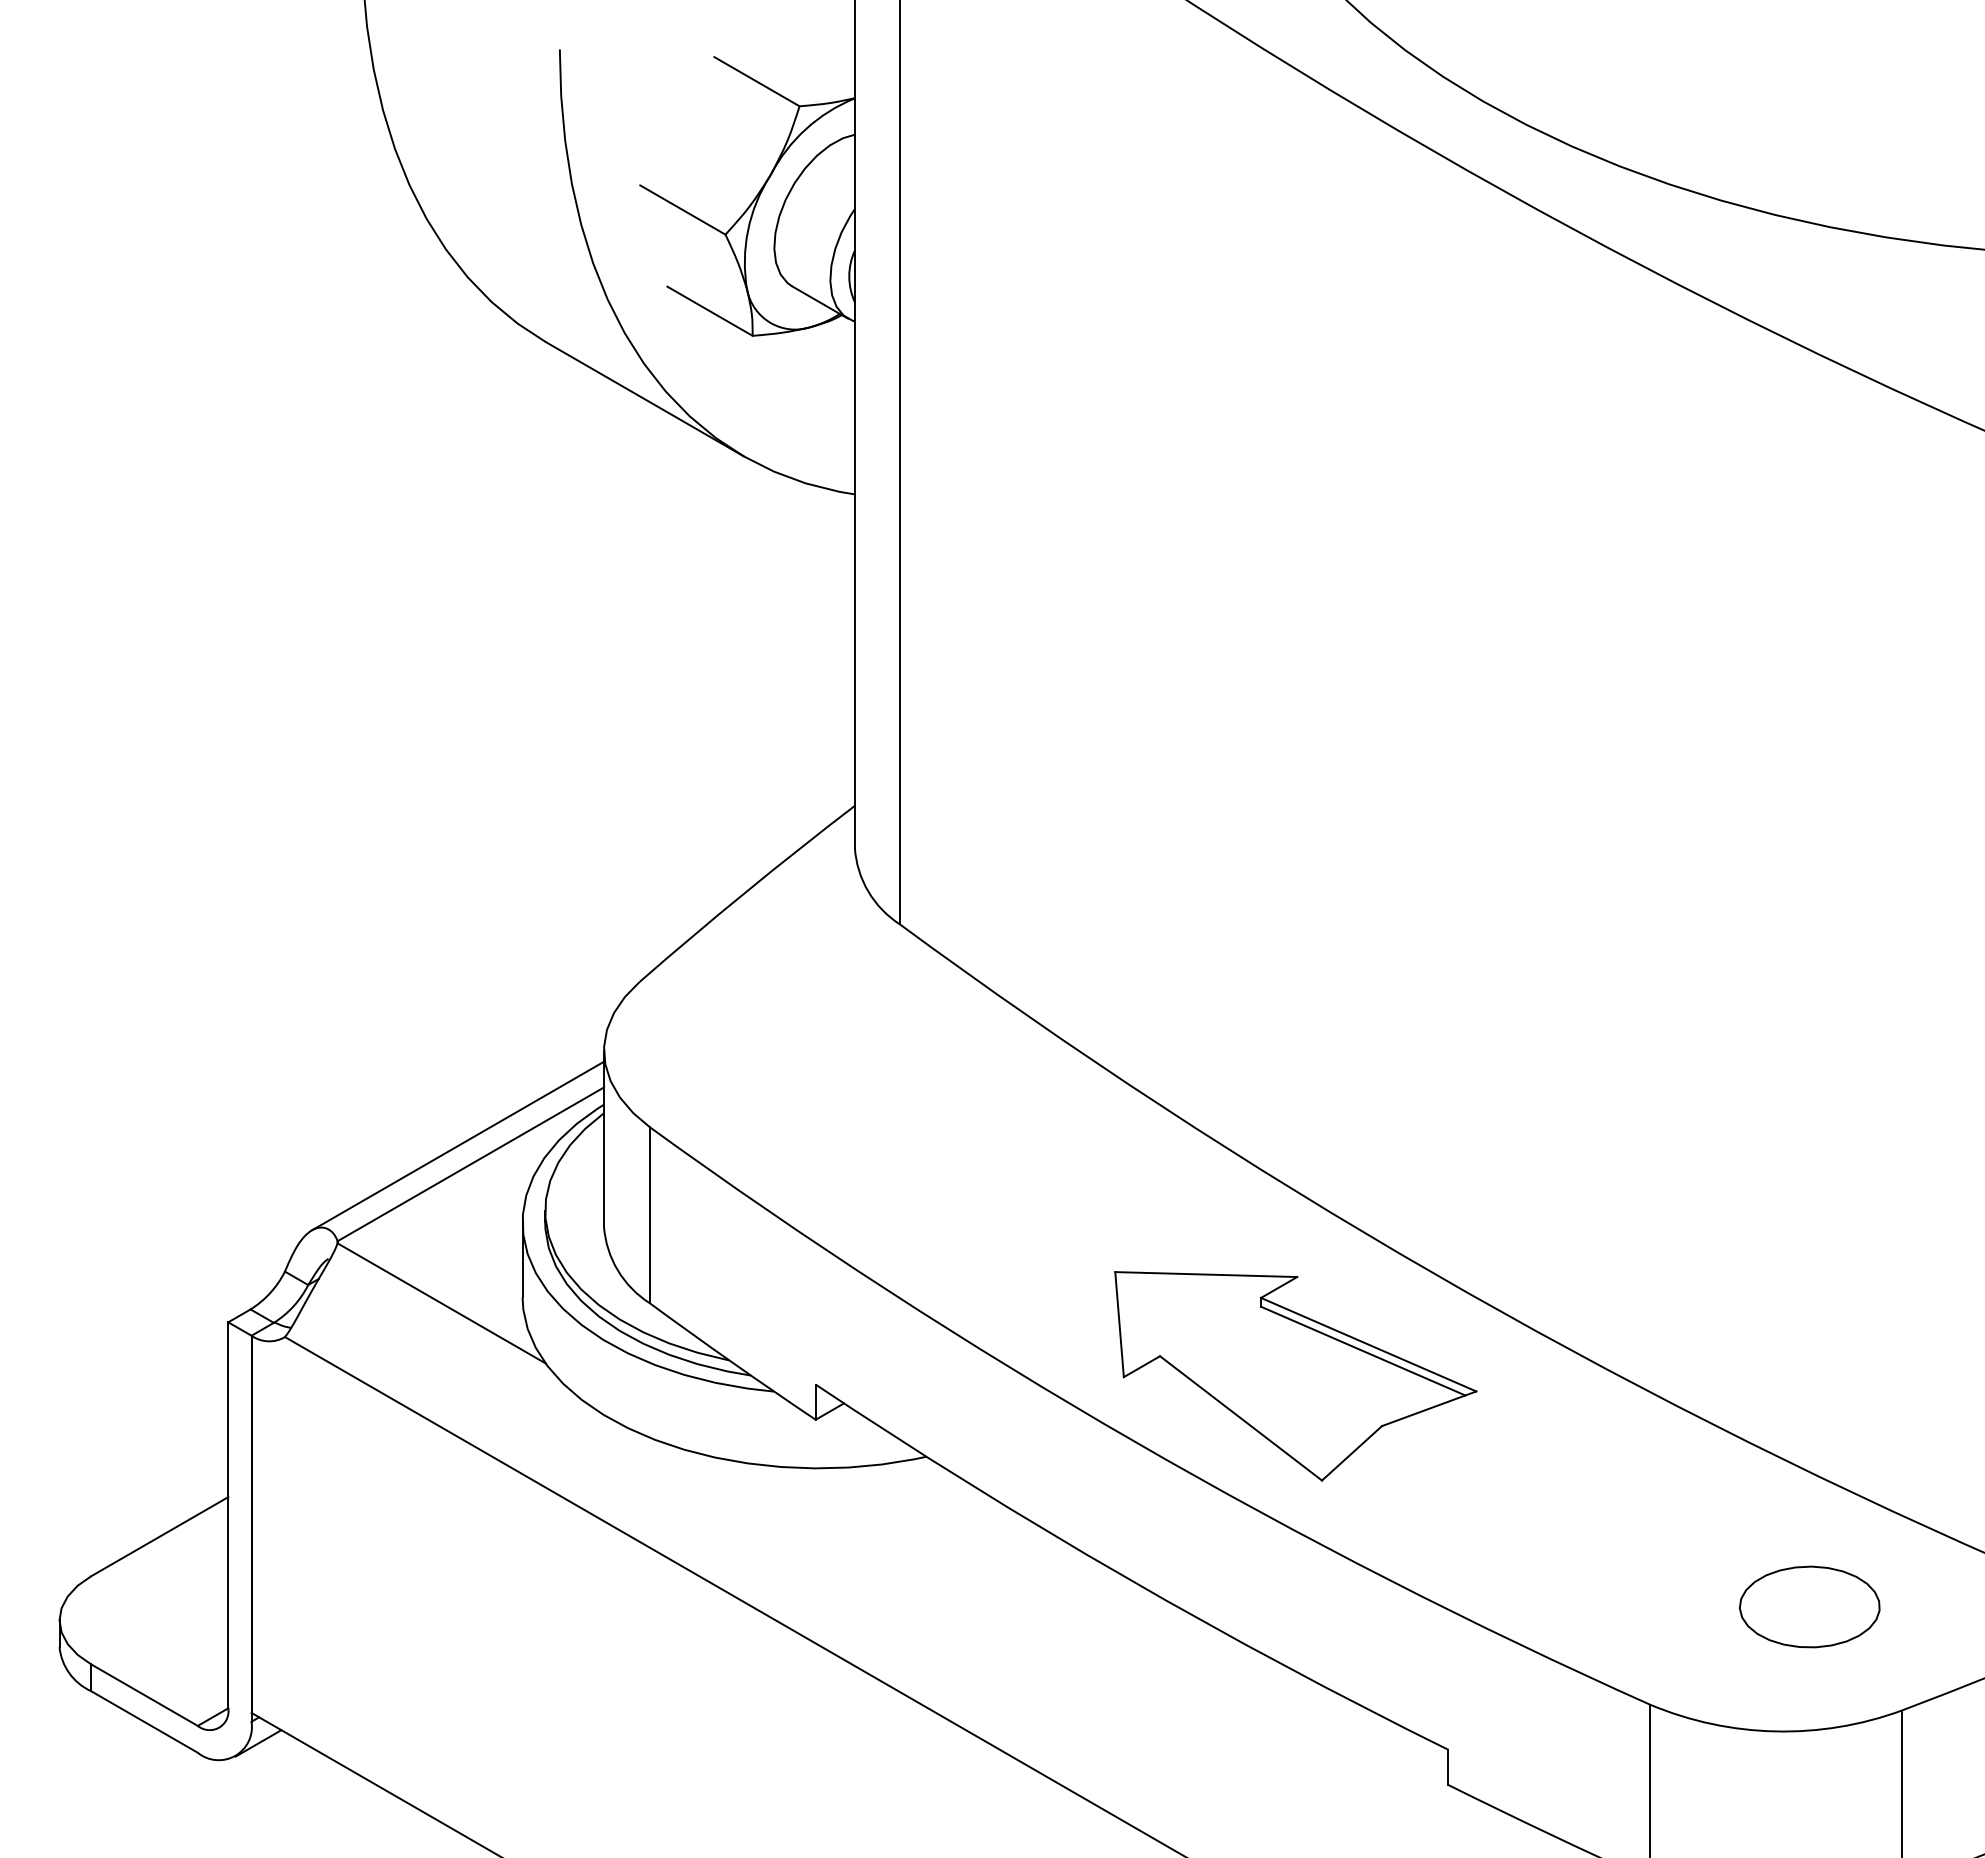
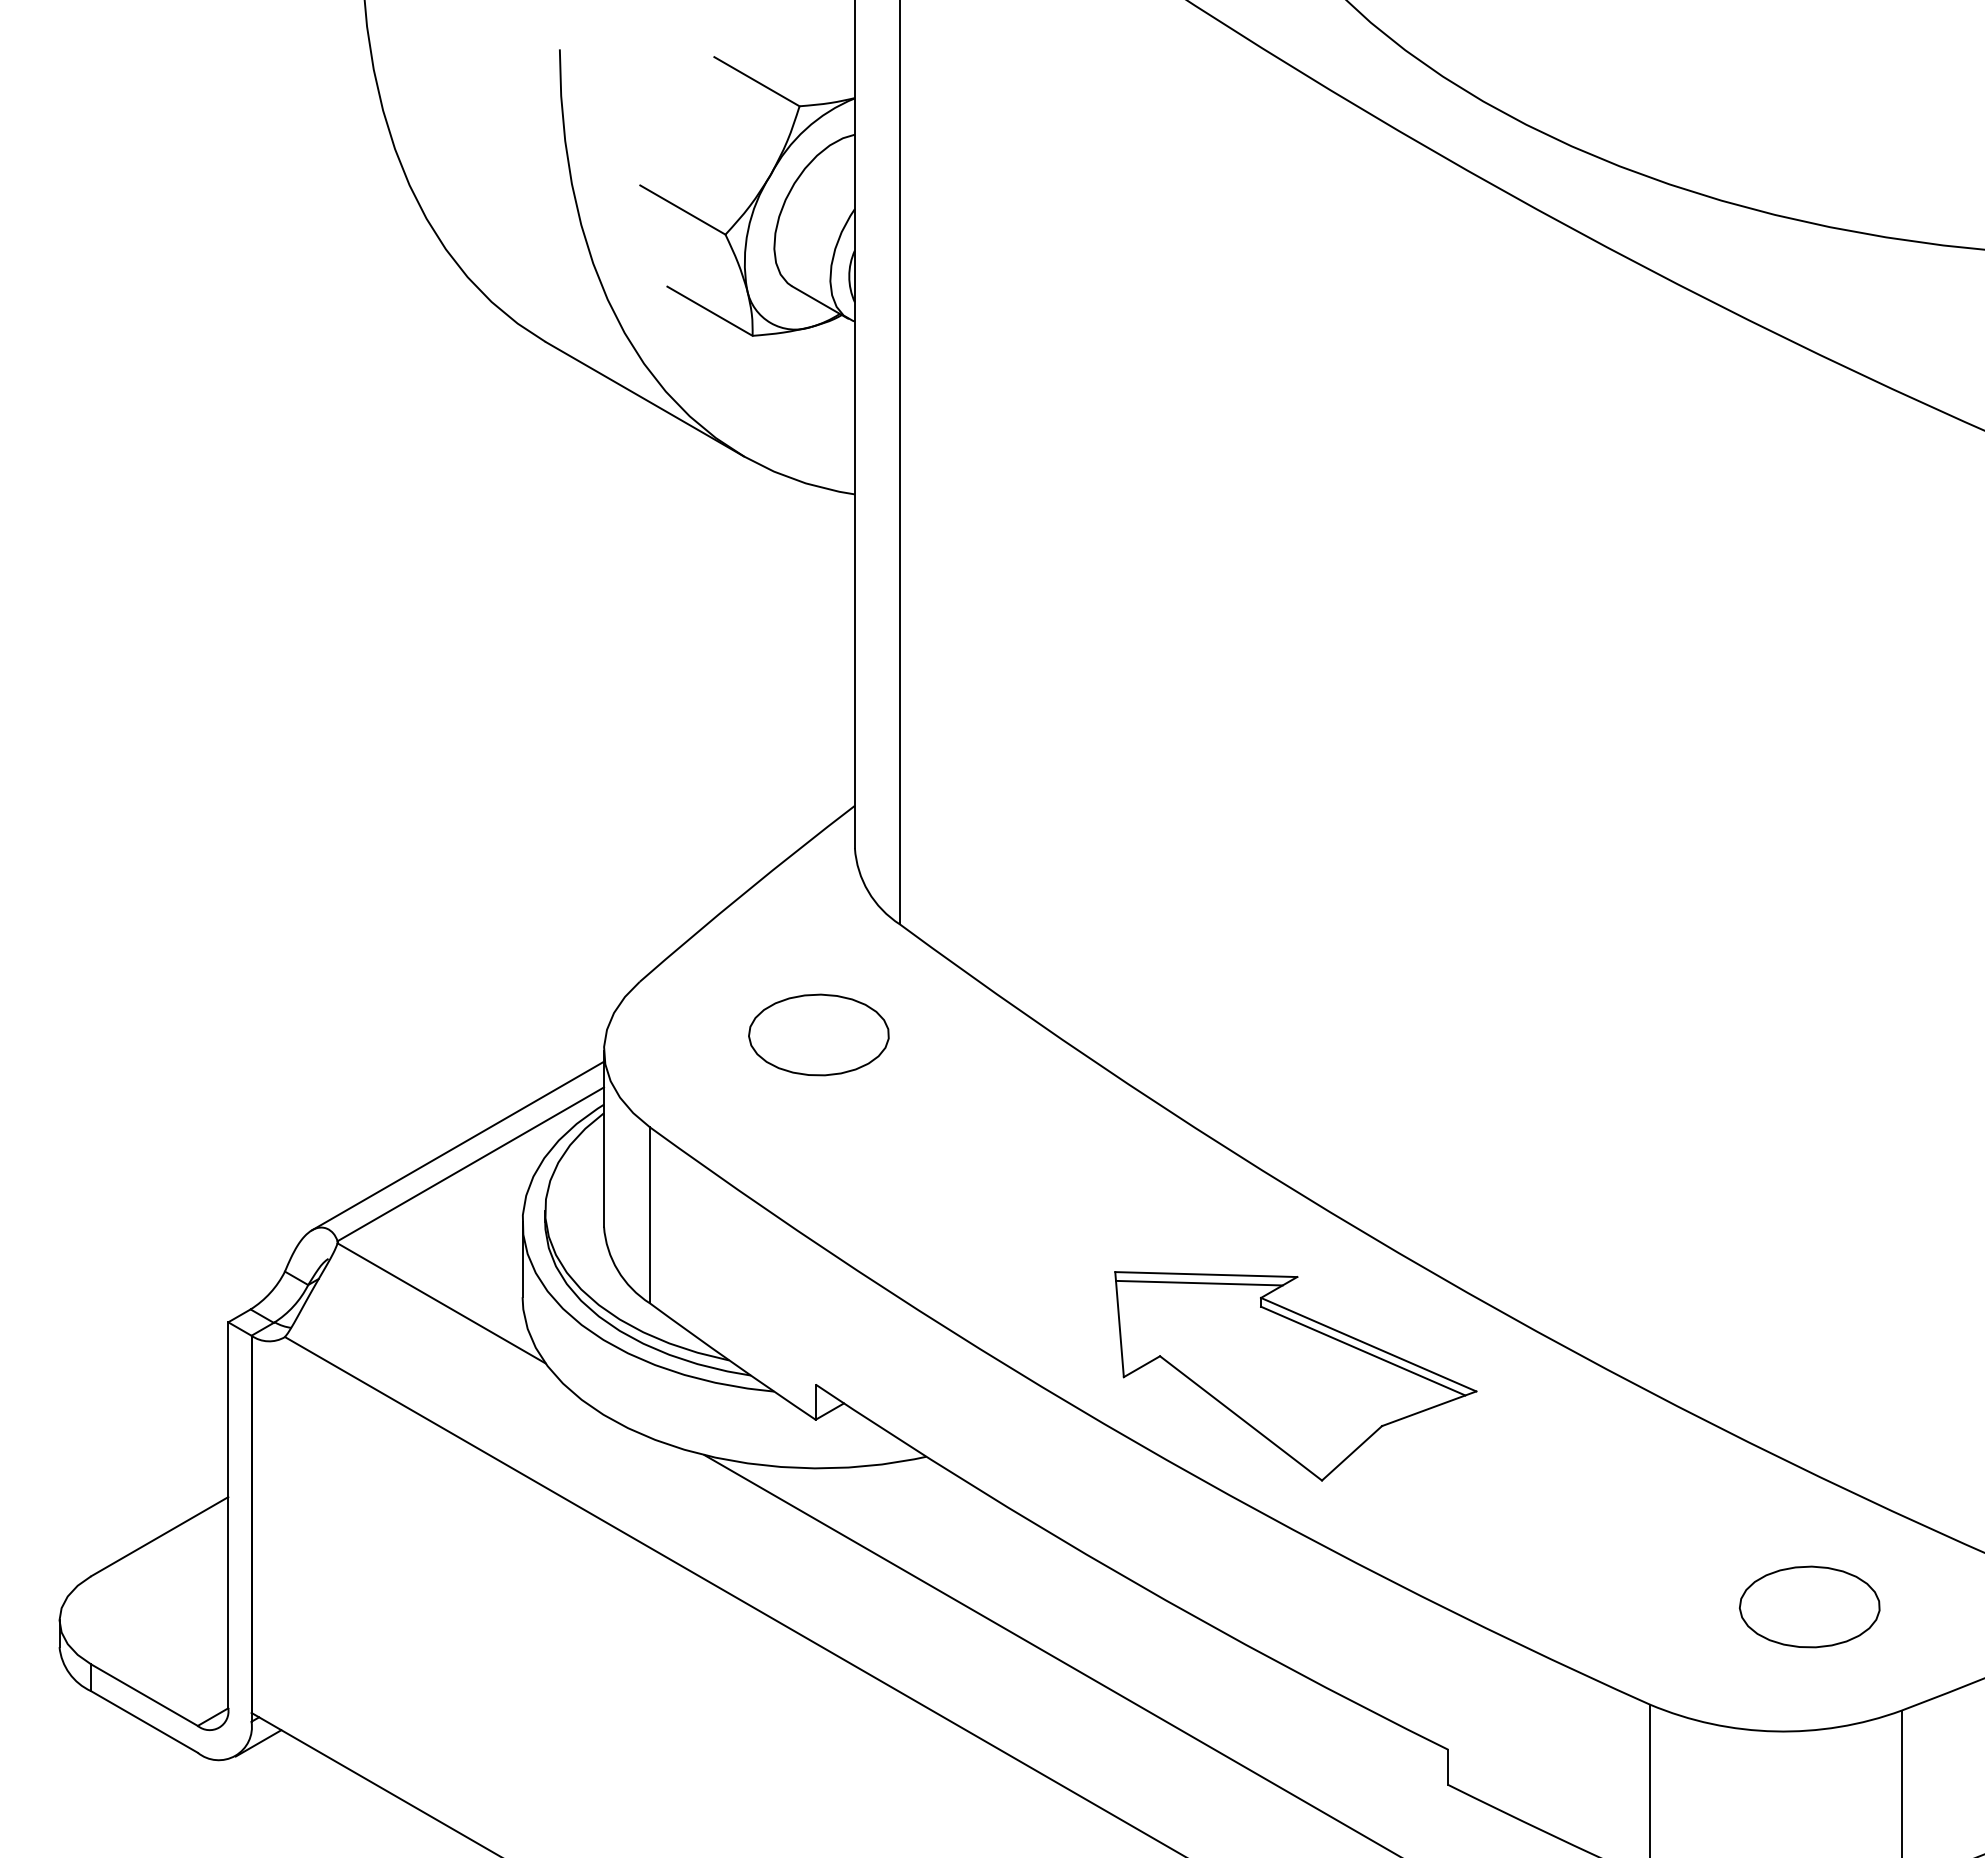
part: none -> present (818, 1034)
line: none -> present (1199, 1282)
line: none -> present (1050, 1654)
